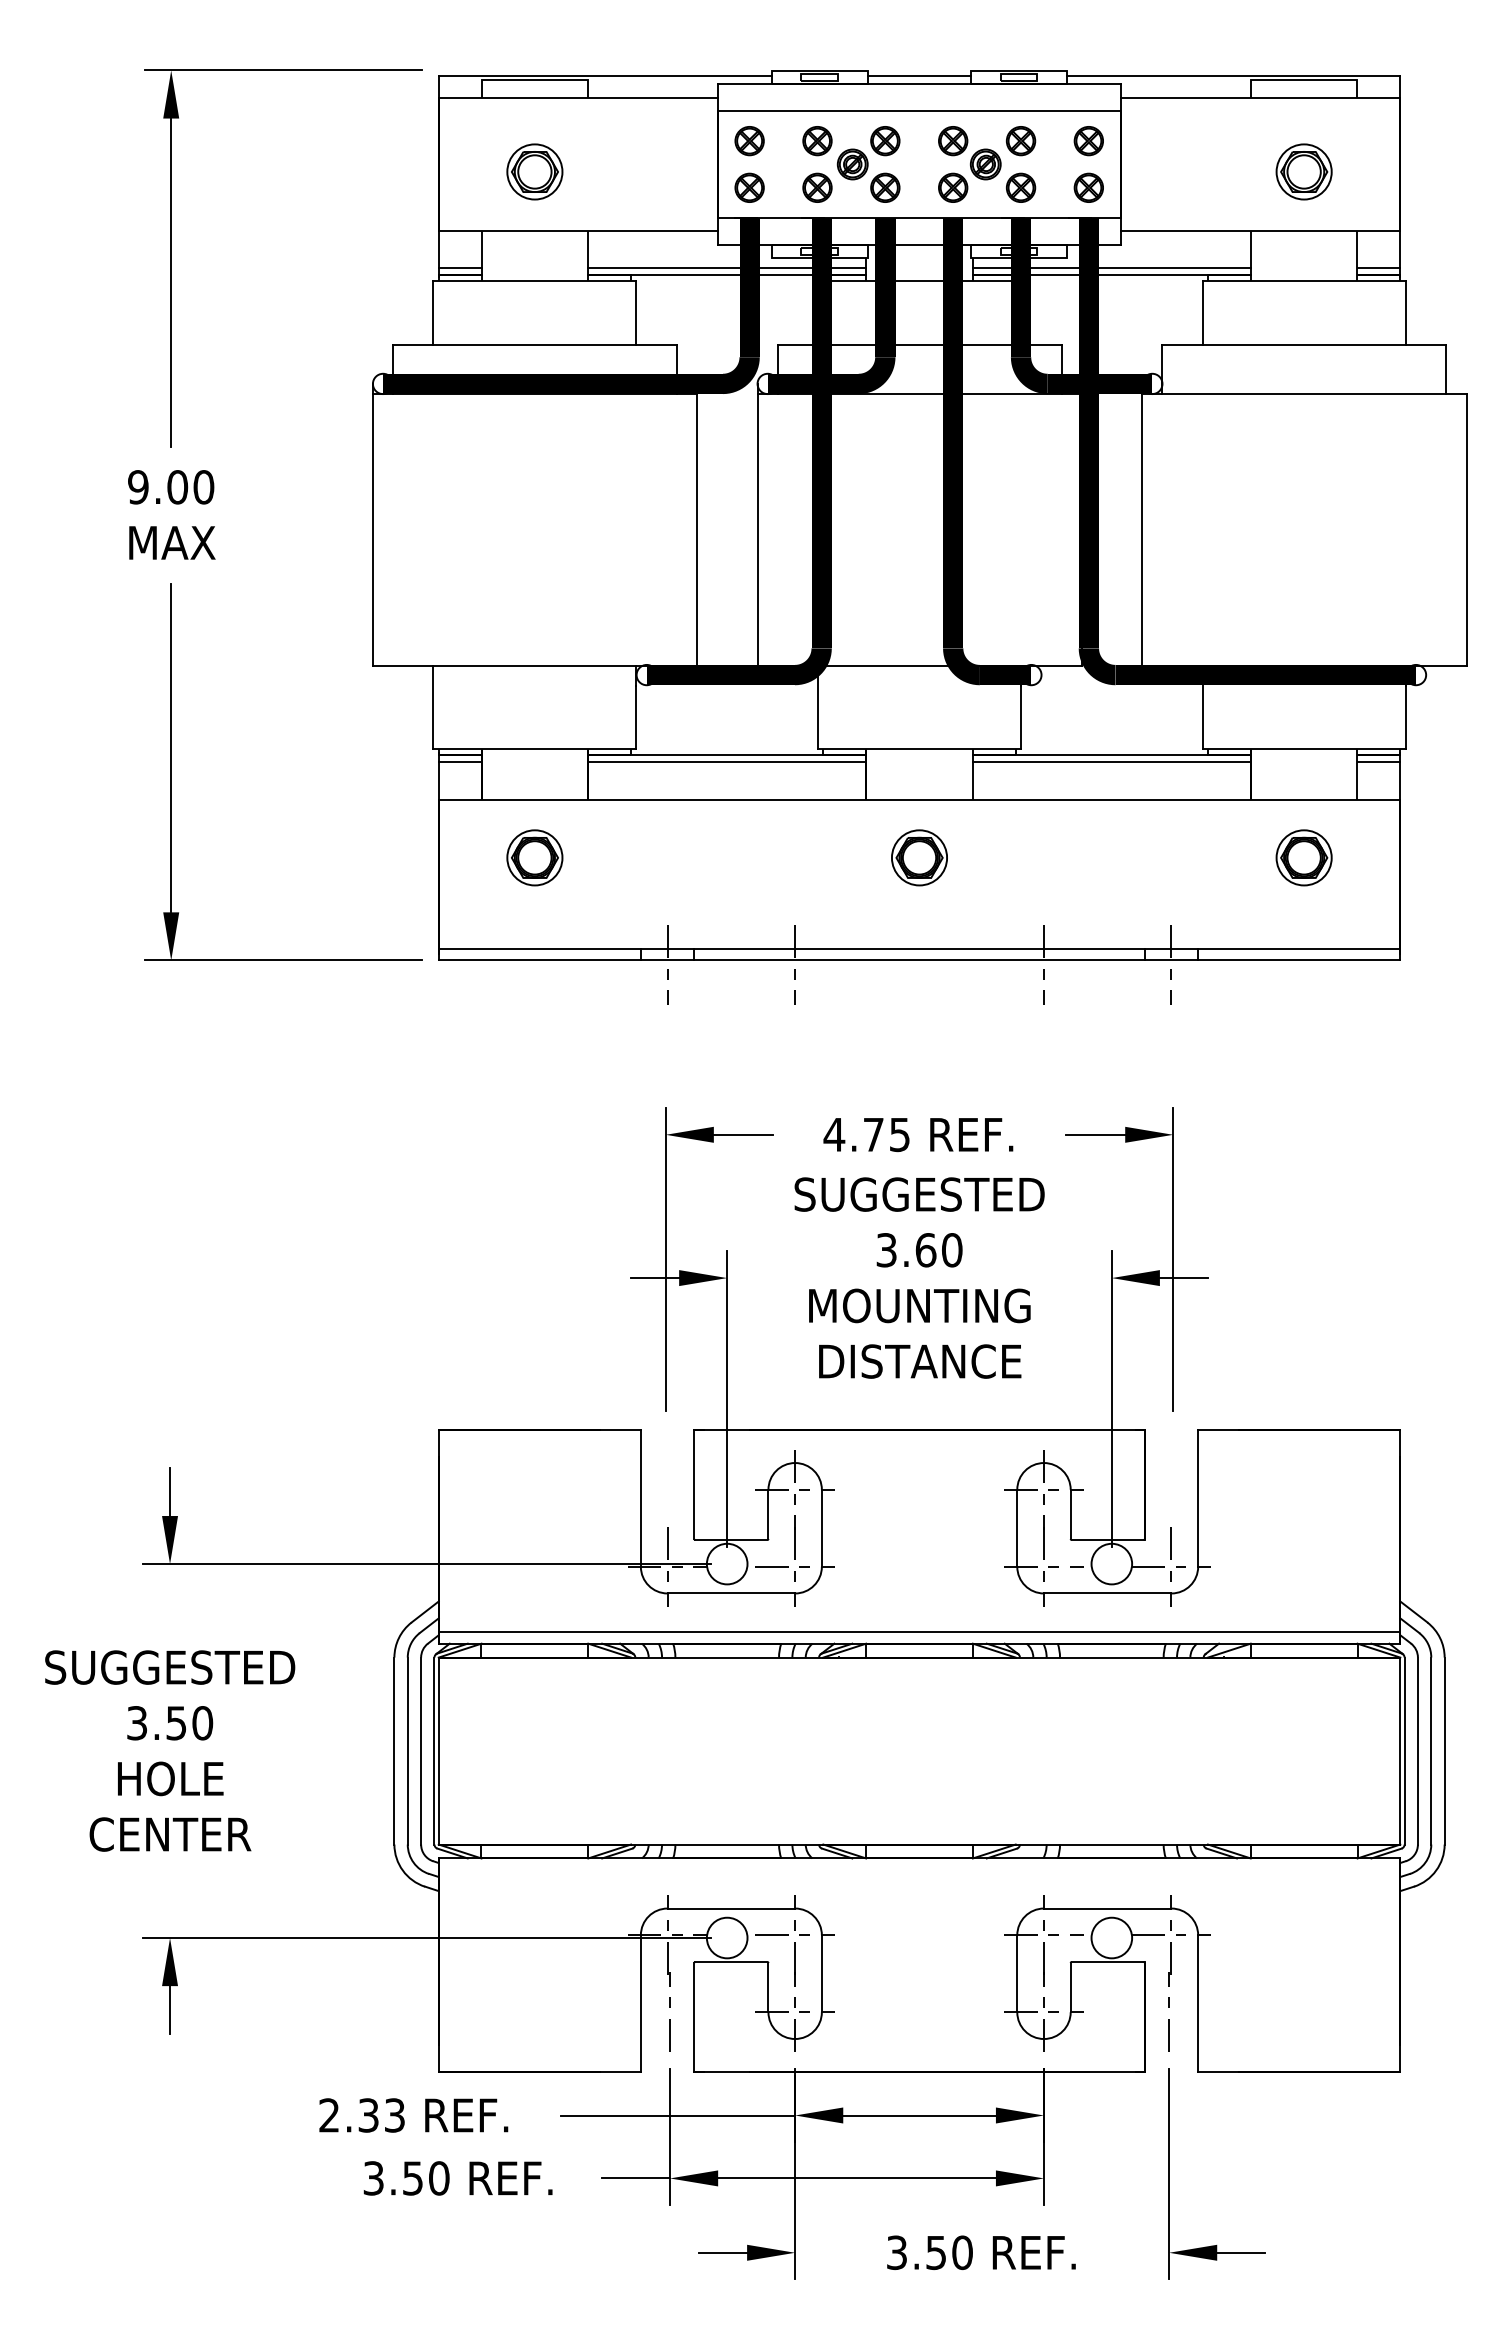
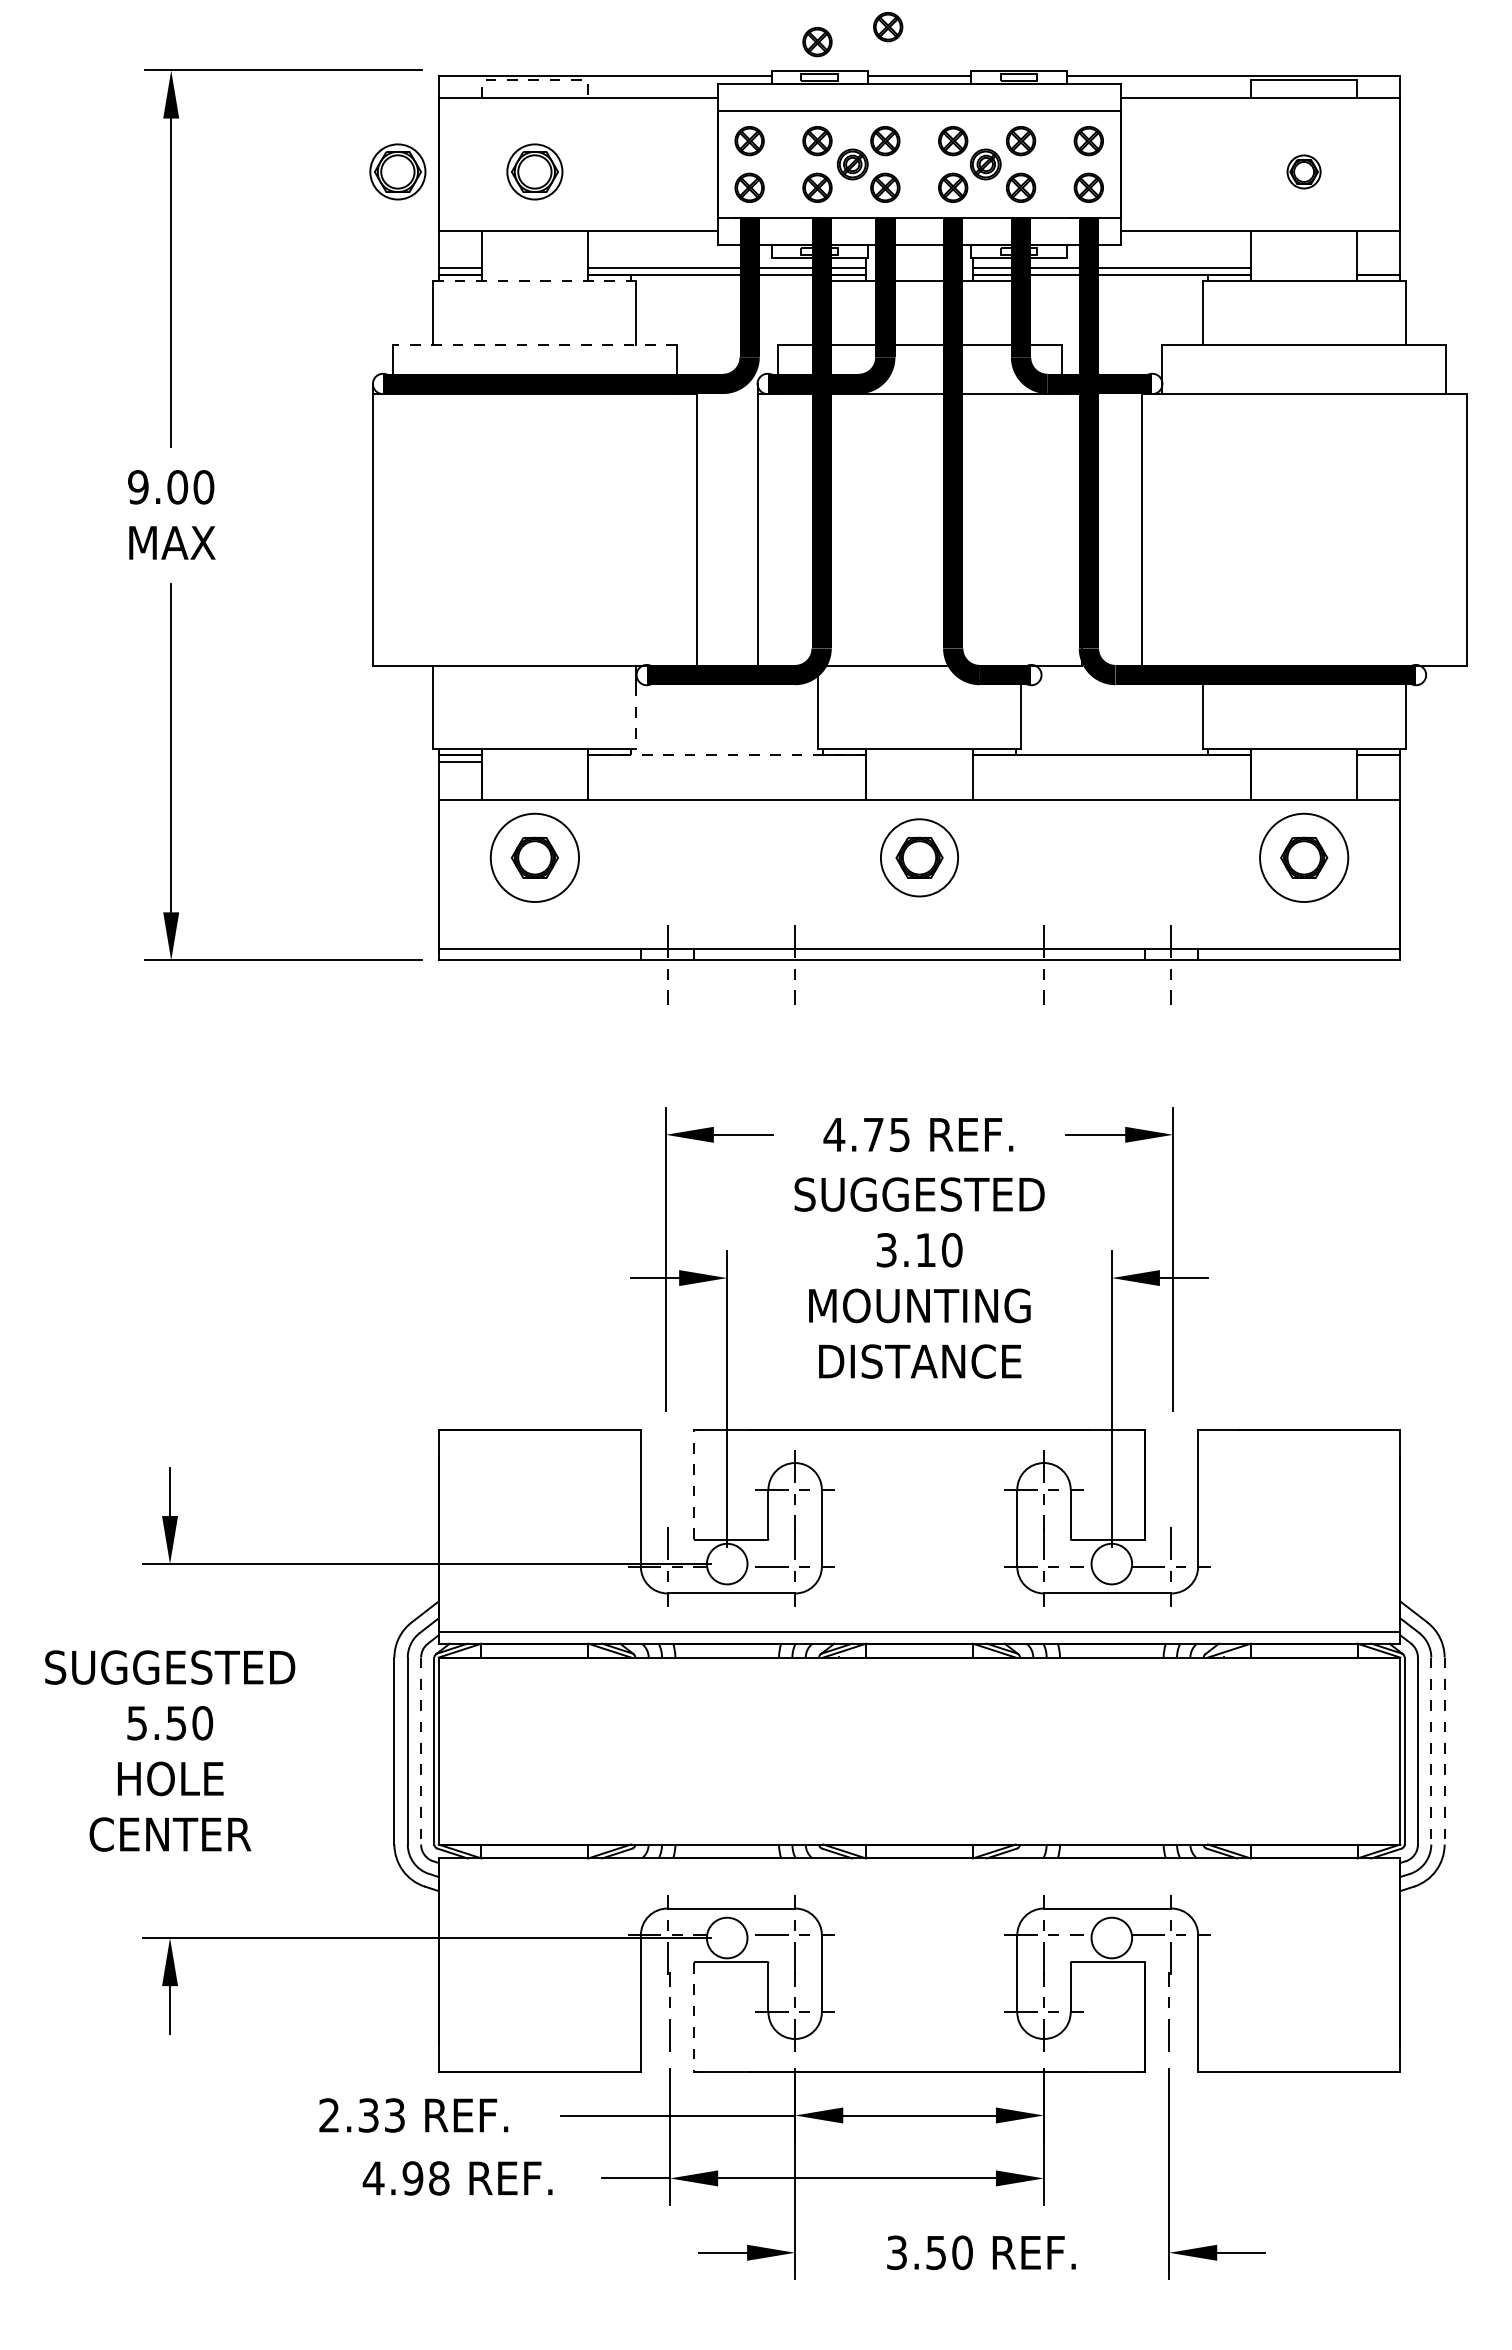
part: none -> present (888, 27)
part: none -> present (817, 42)
line: solid -> dashed (535, 80)
part: none -> present (397, 171)
part size: 58x58 px -> 36x36 px (1303, 171)
line: present -> none (1378, 268)
line: solid -> dashed (534, 281)
line: solid -> dashed (535, 345)
line: solid -> dashed (636, 717)
line: solid -> dashed (726, 755)
line: present -> none (727, 761)
line: present -> none (1111, 761)
line: present -> none (1378, 761)
circle diameter: 55 px -> 88 px (534, 857)
circle diameter: 55 px -> 77 px (919, 857)
circle diameter: 55 px -> 88 px (1304, 857)
text: 3.60 -> 3.10 (925, 1250)
line: solid -> dashed (694, 1484)
text: 3.50 -> 5.50 (136, 1722)
line: solid -> dashed (421, 1751)
line: solid -> dashed (1431, 1751)
line: solid -> dashed (1444, 1751)
line: solid -> dashed (694, 2017)
text: 3.50 -> 4.98 (405, 2178)
